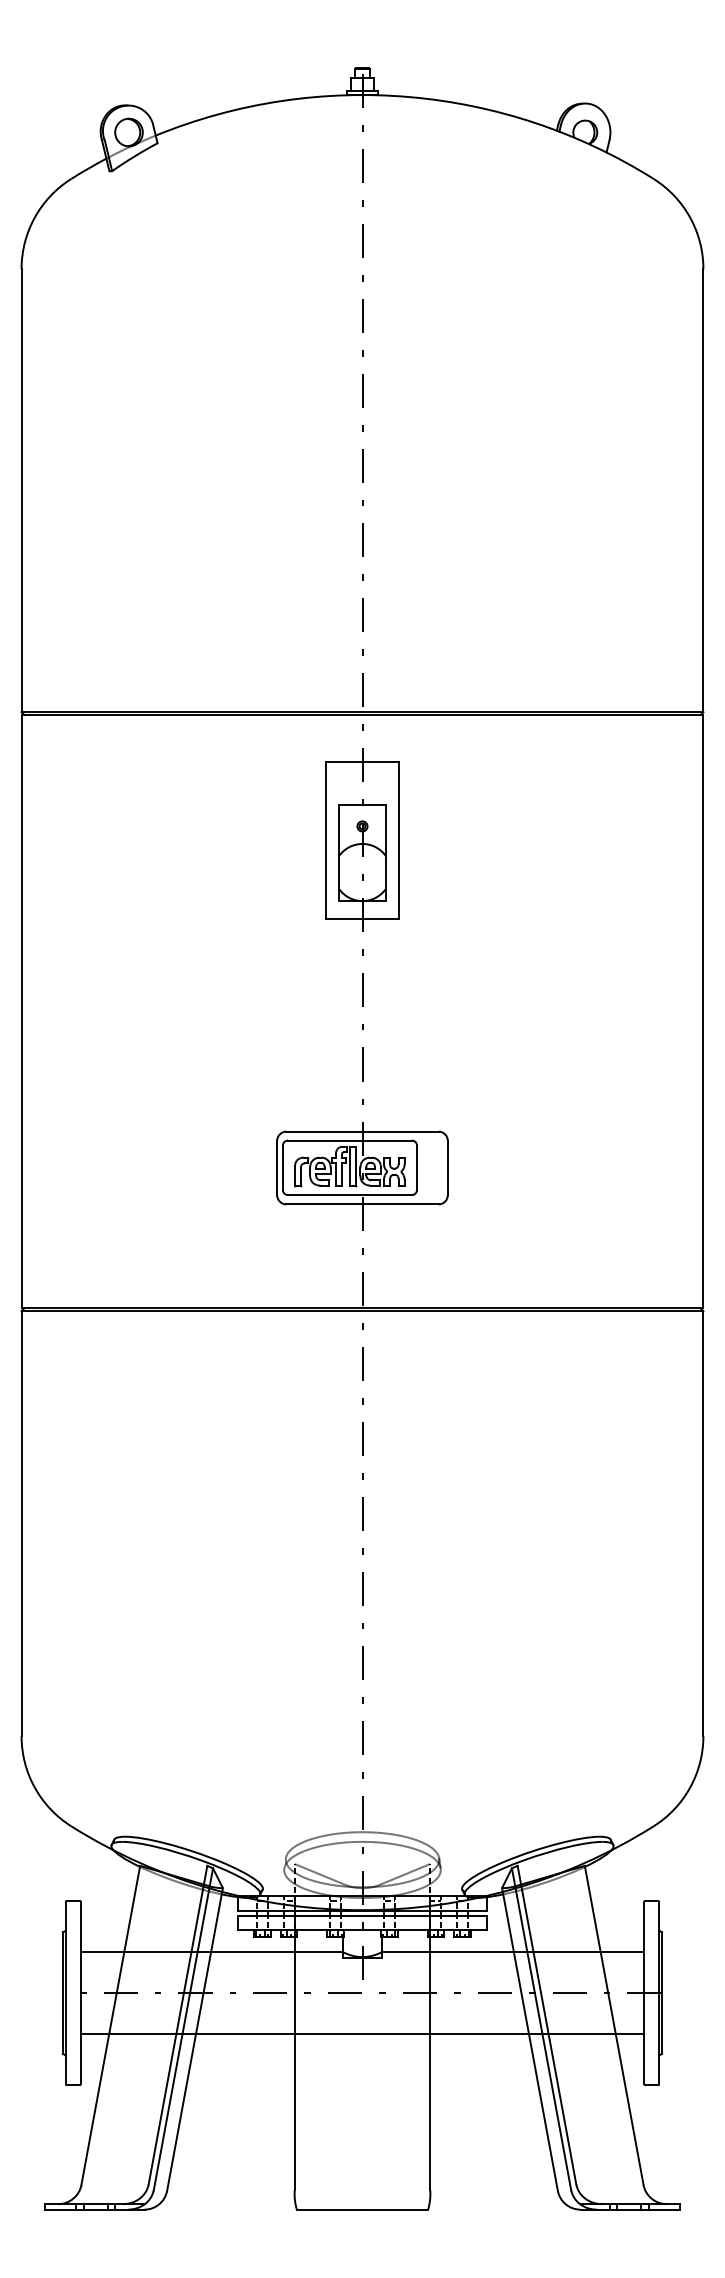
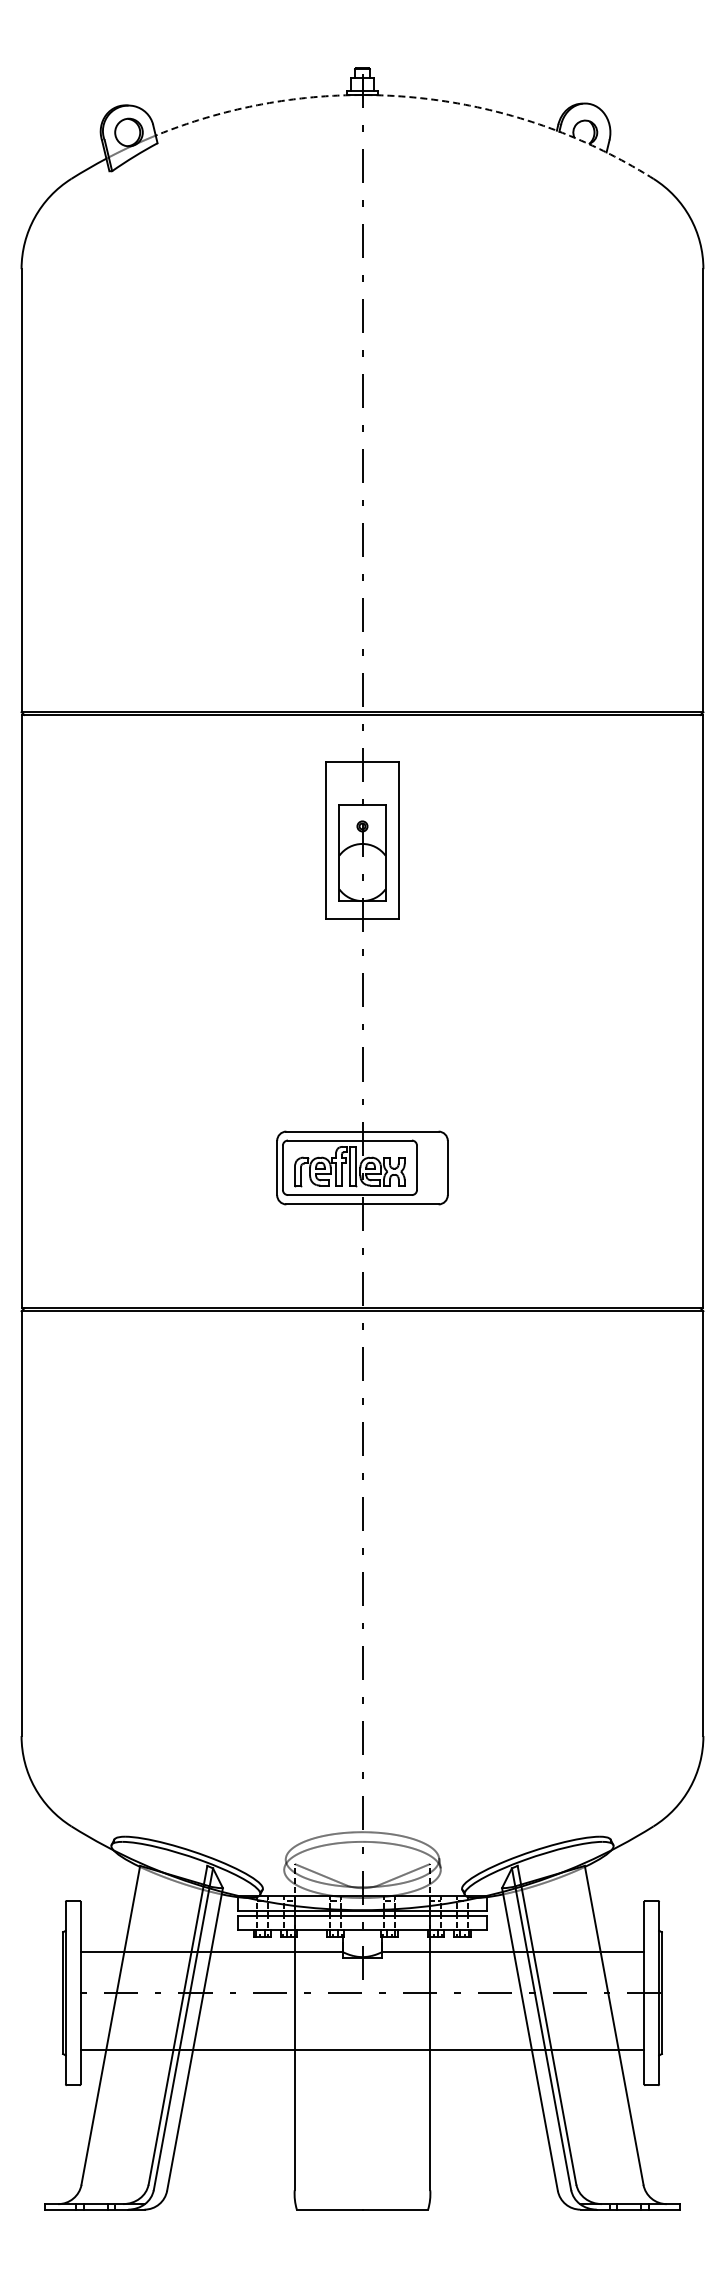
arc: solid -> dashed (409, 97)
line position: (362, 2034) -> (362, 2050) (362, 2050)
